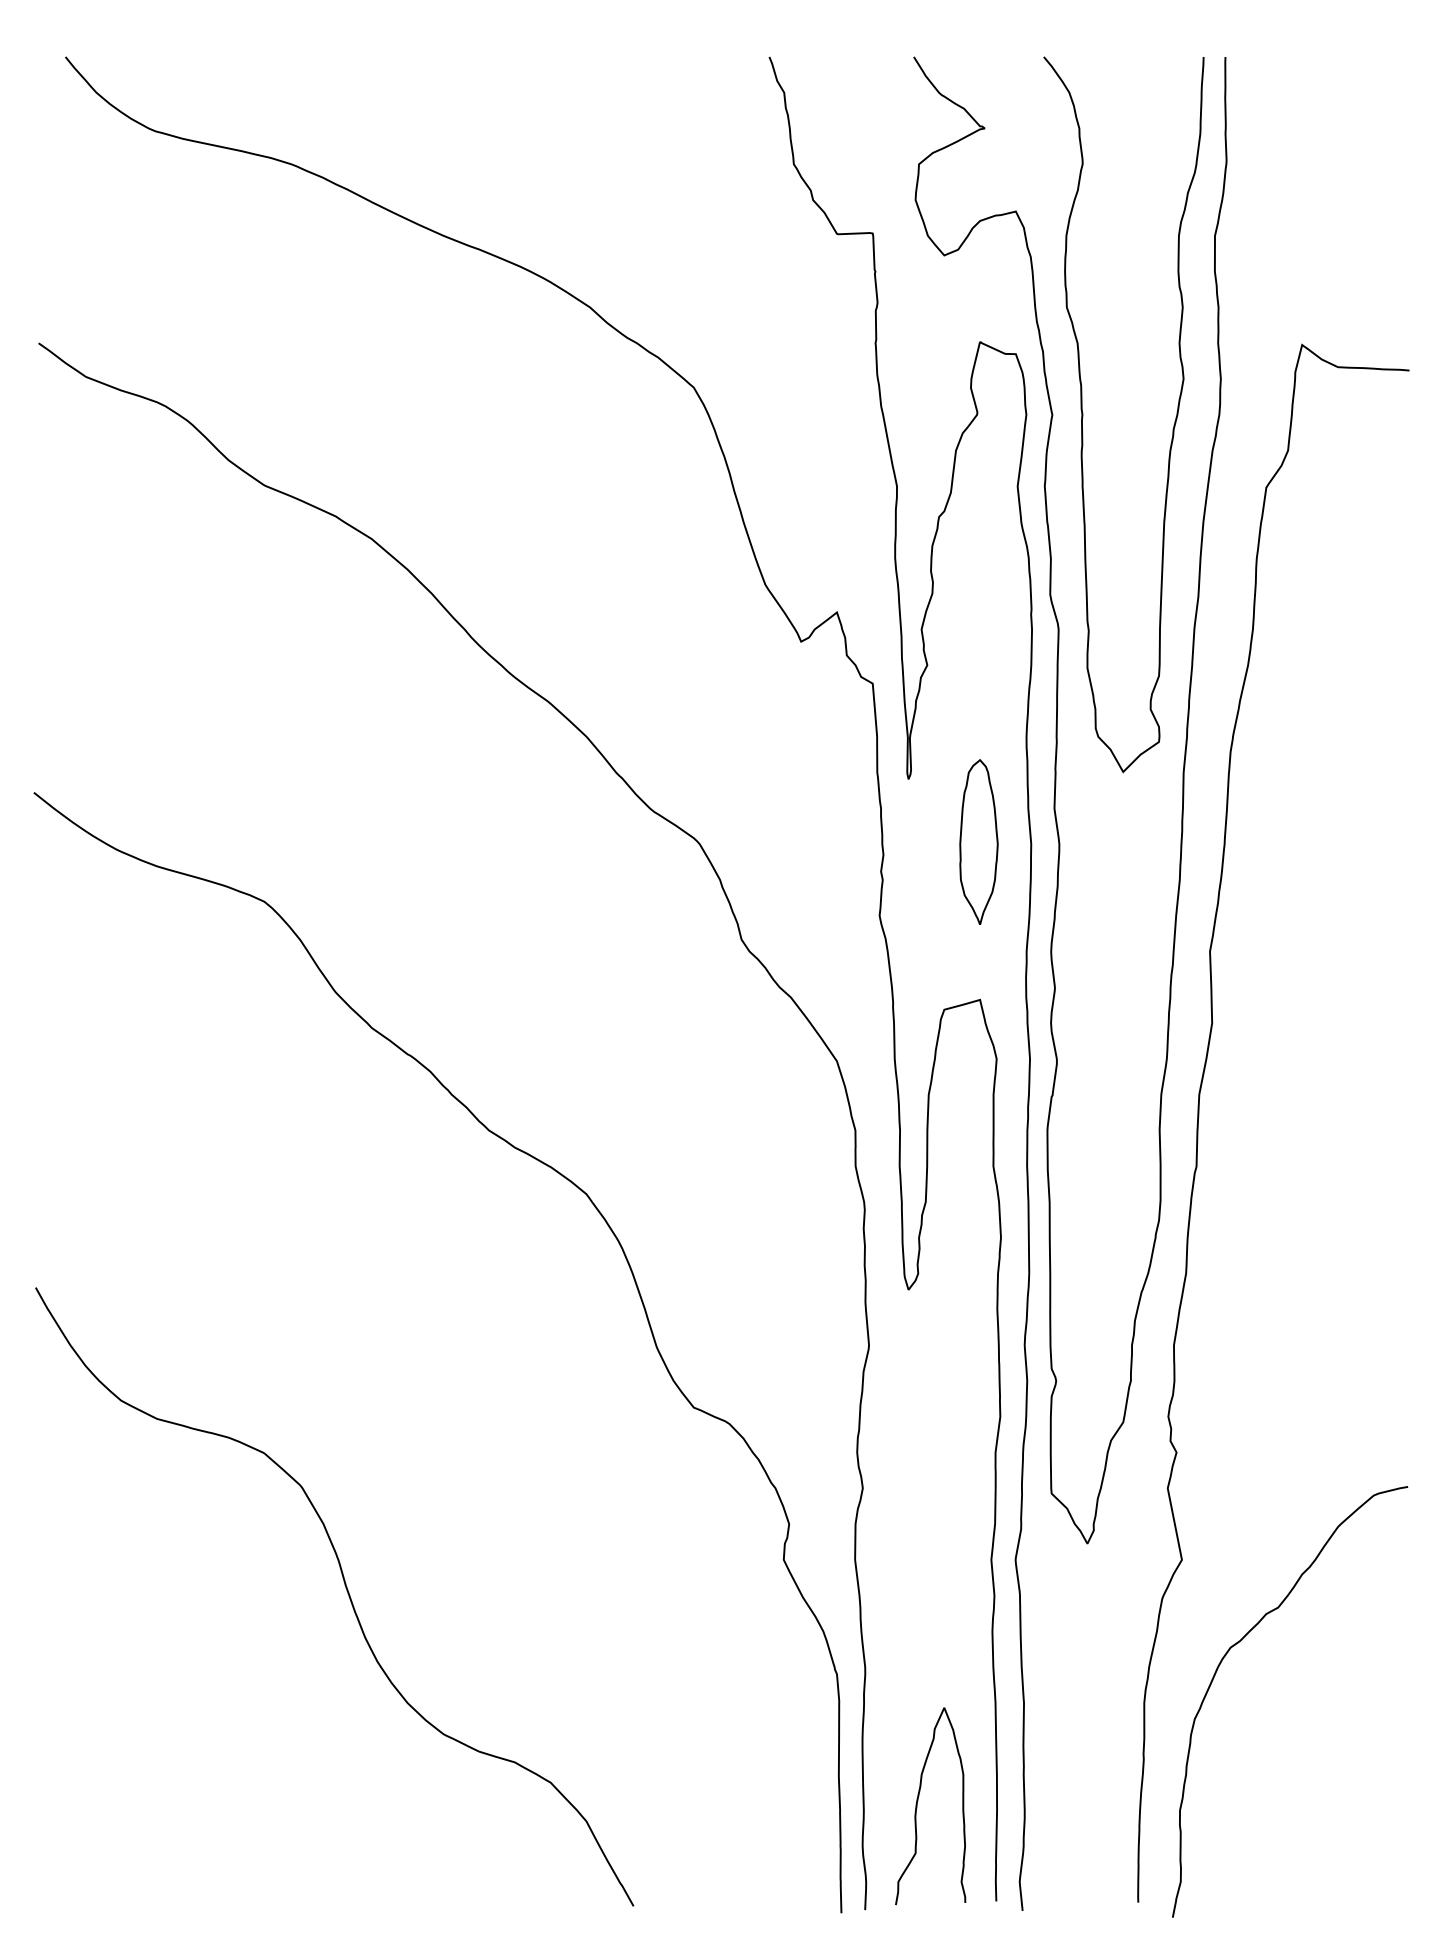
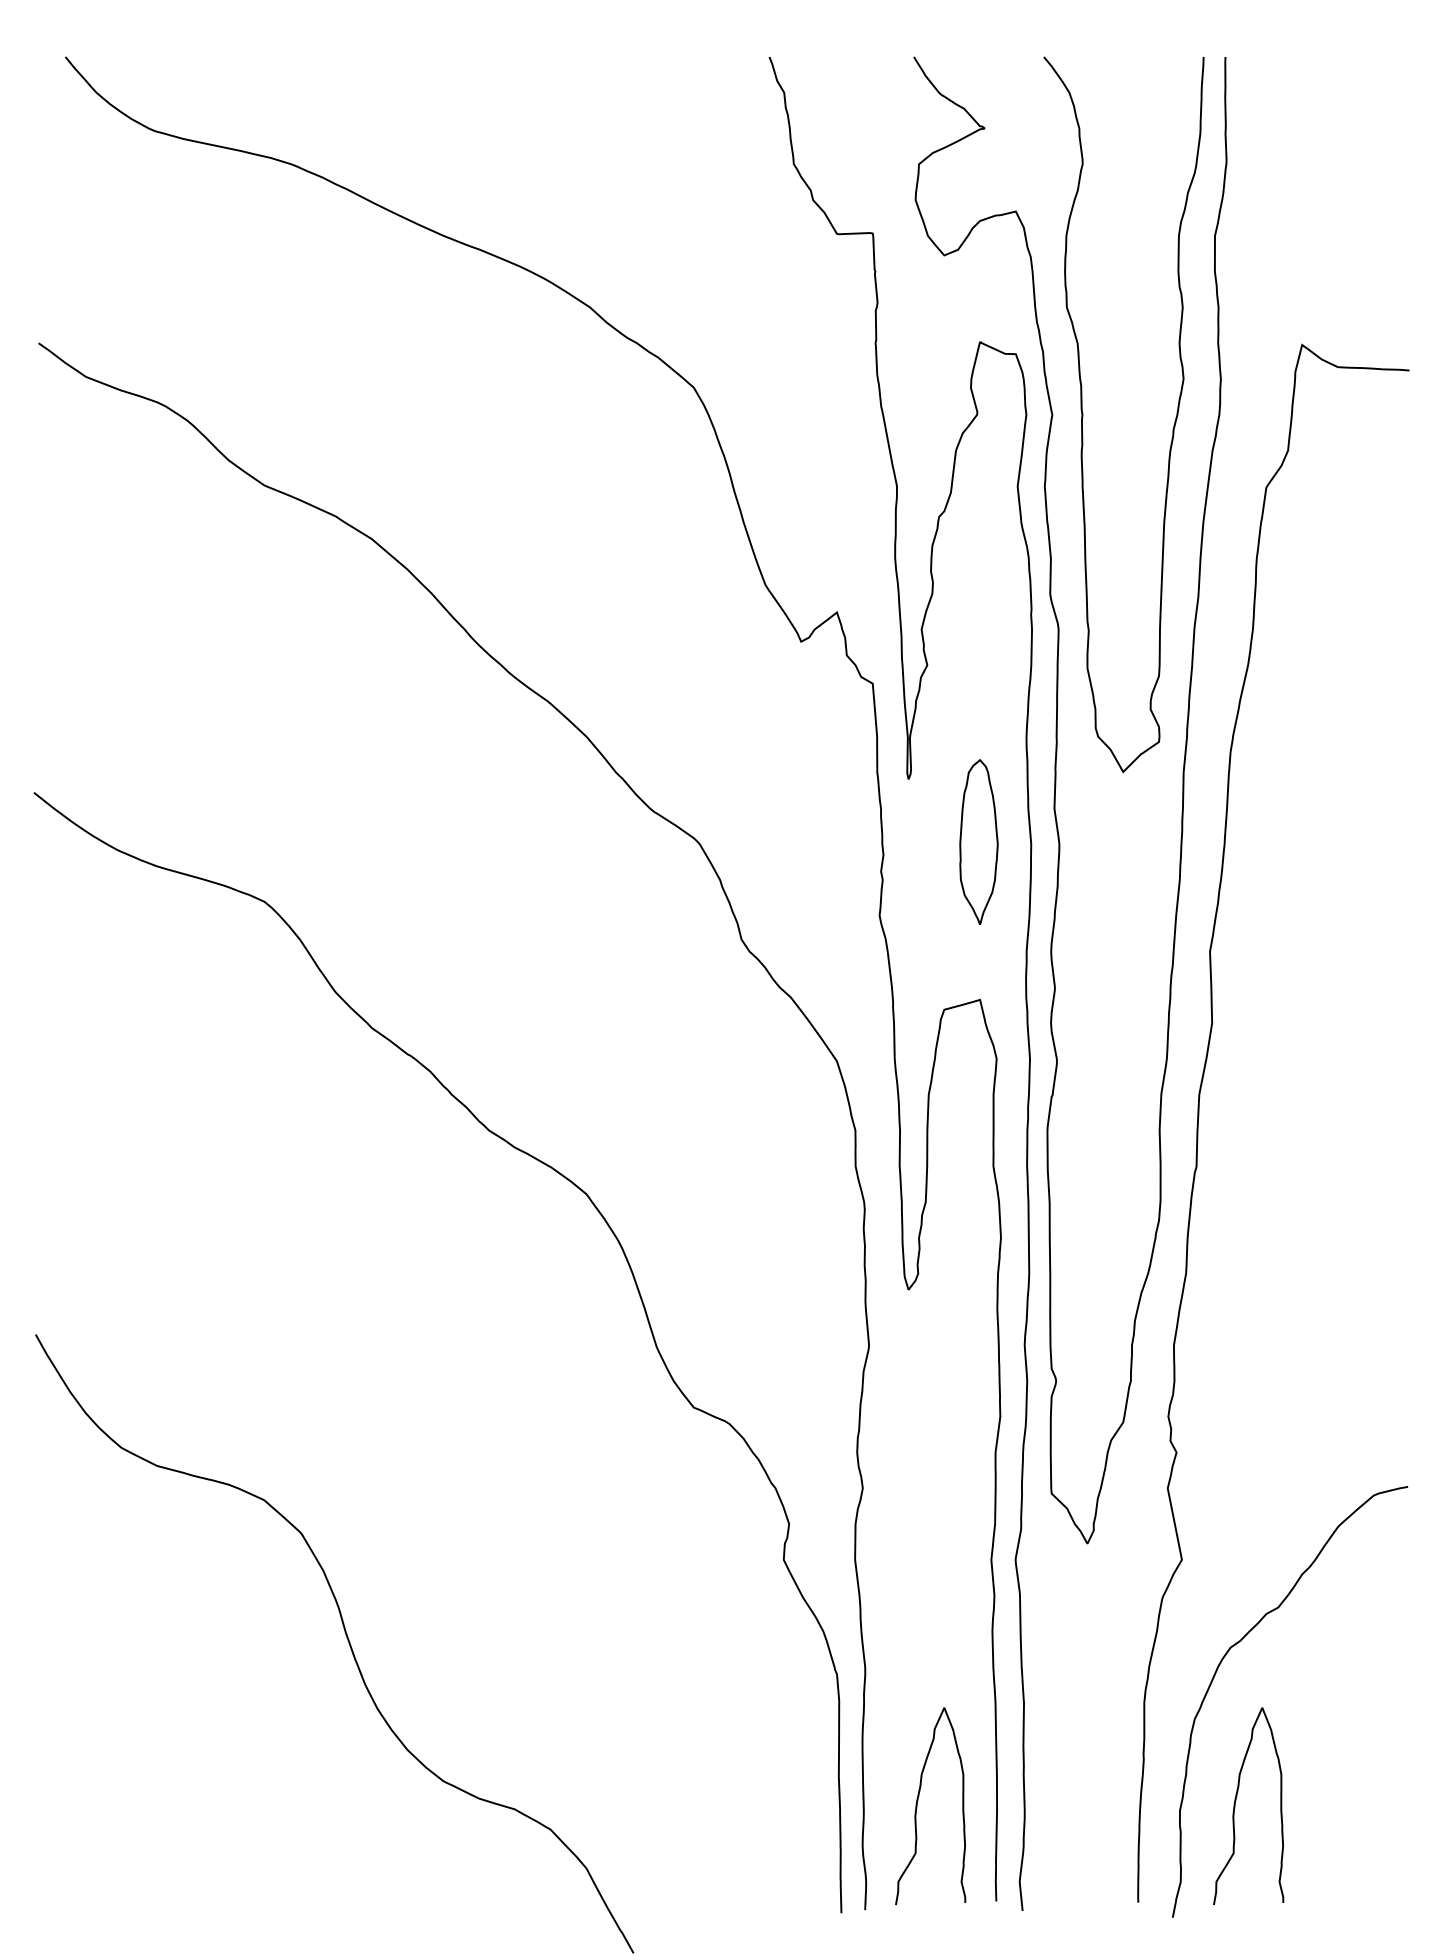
curve position: (346, 1591) -> (346, 1638) (346, 1638)
curve: none -> present (1236, 1801)
